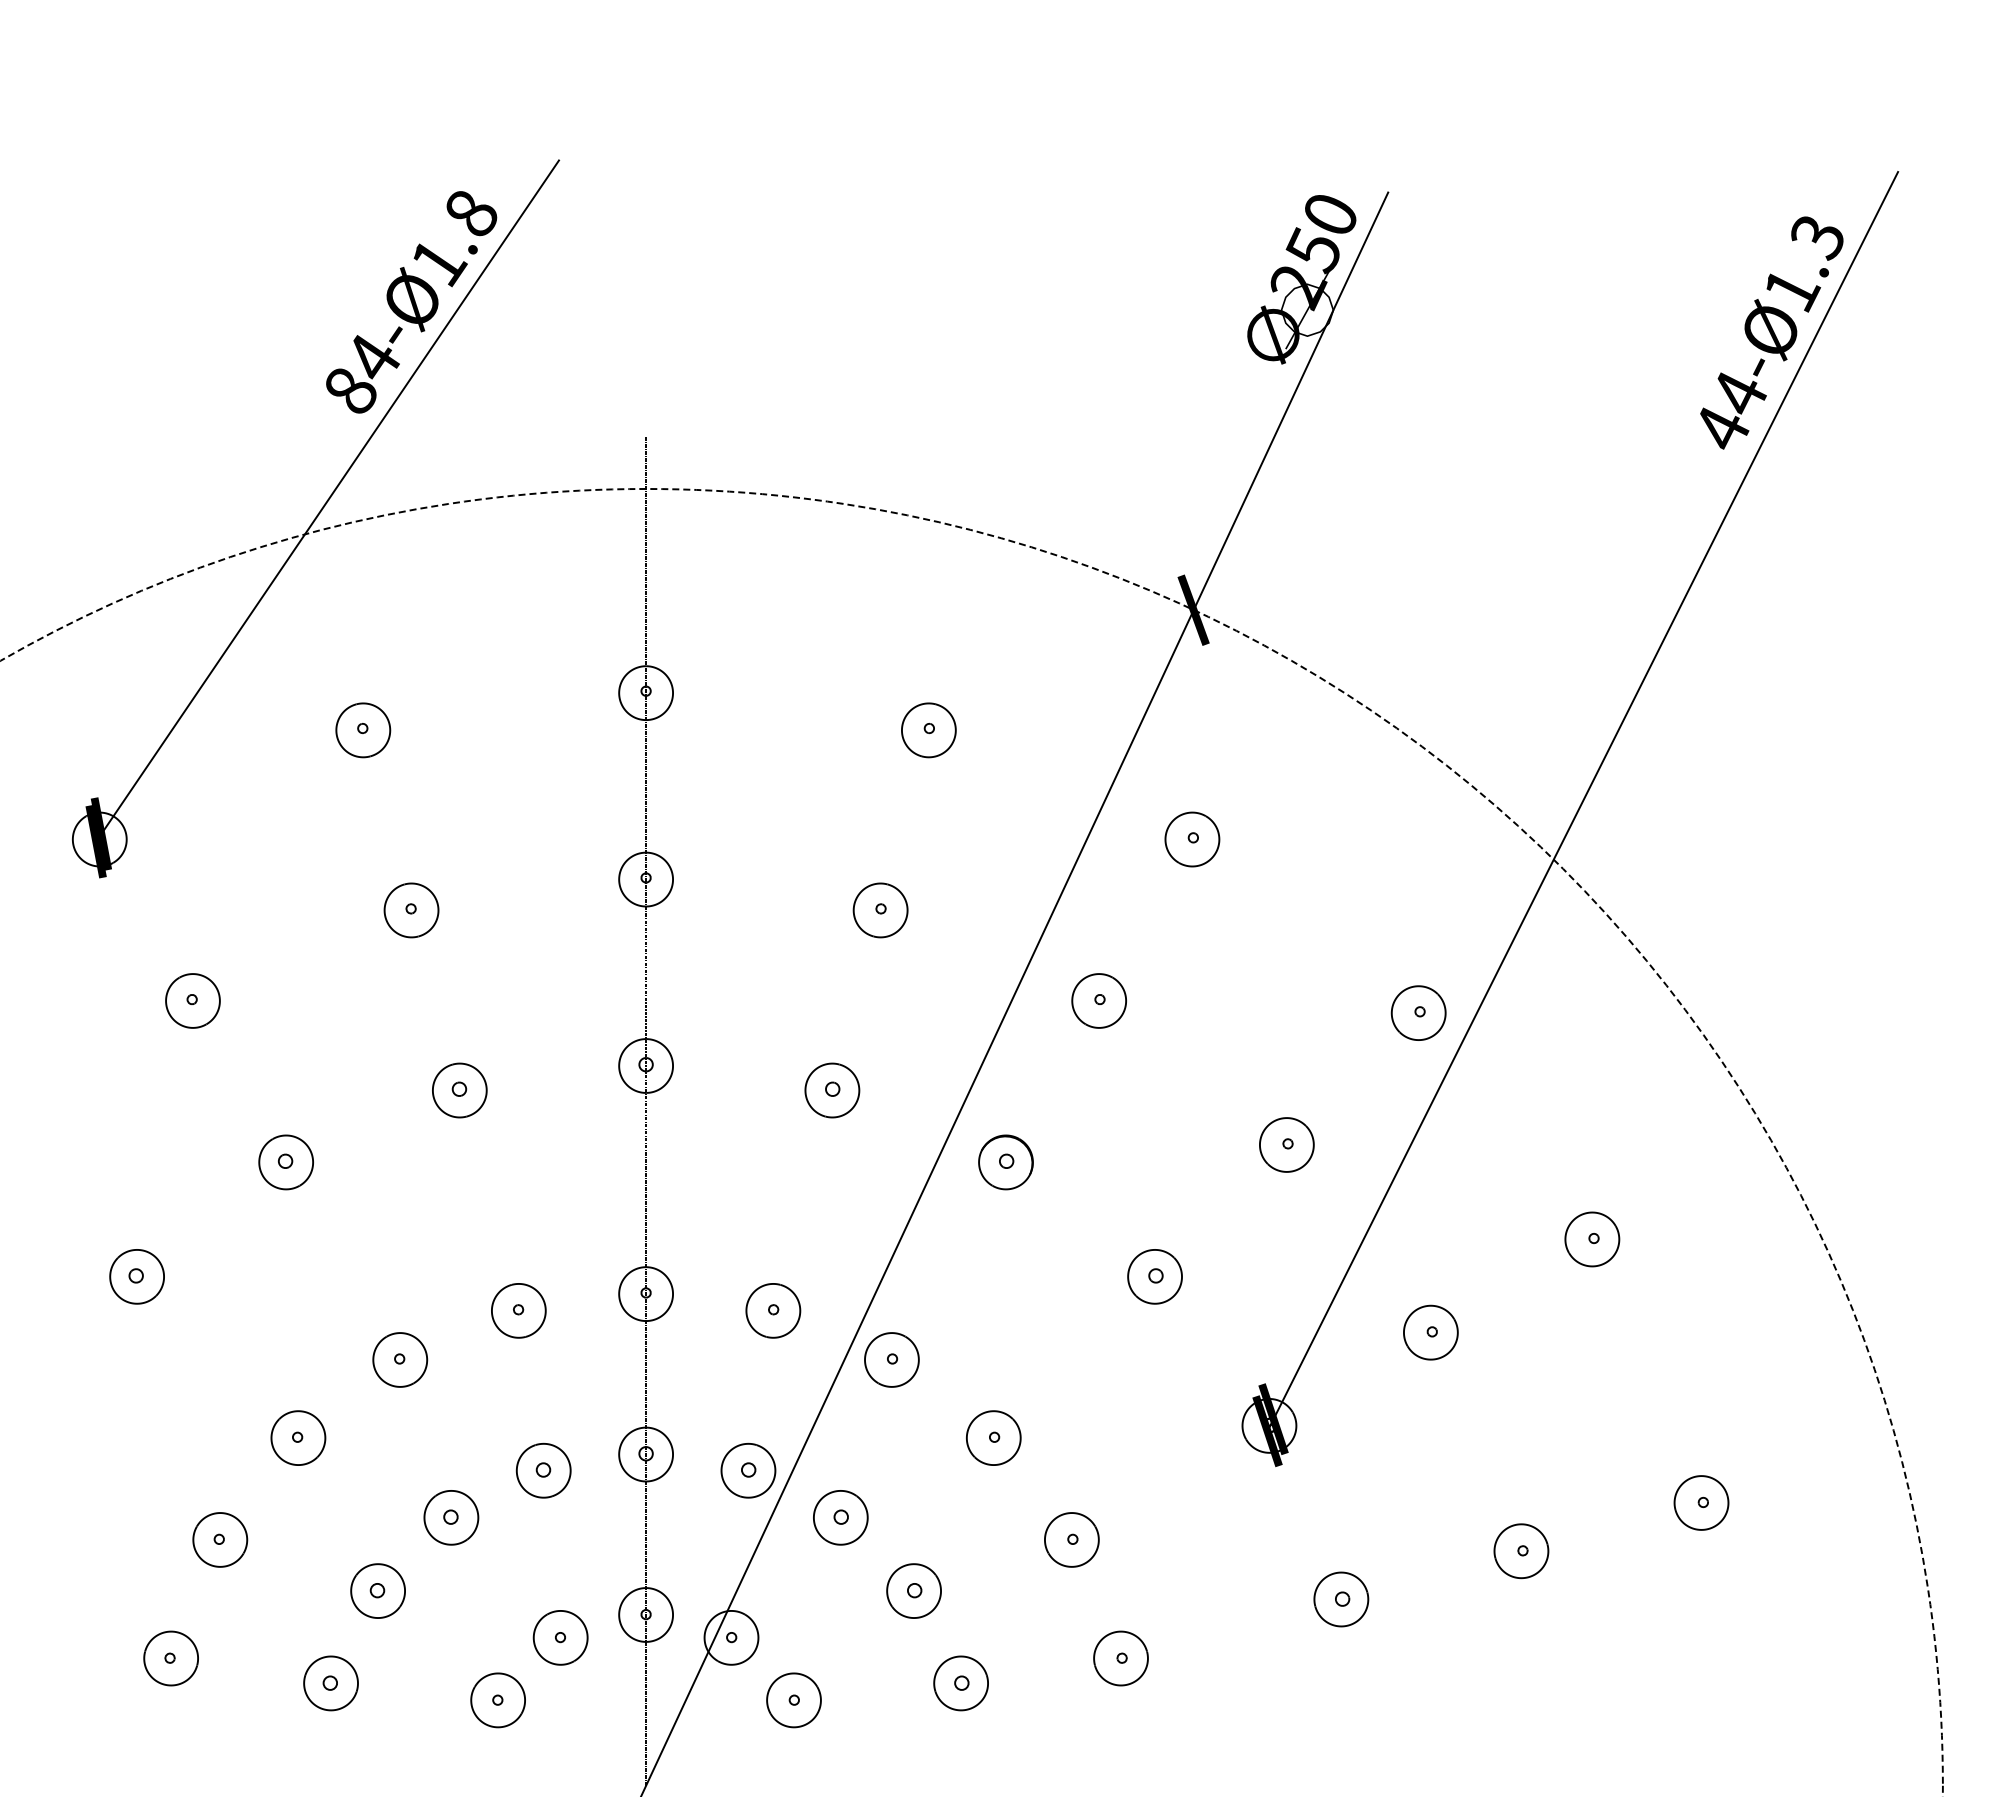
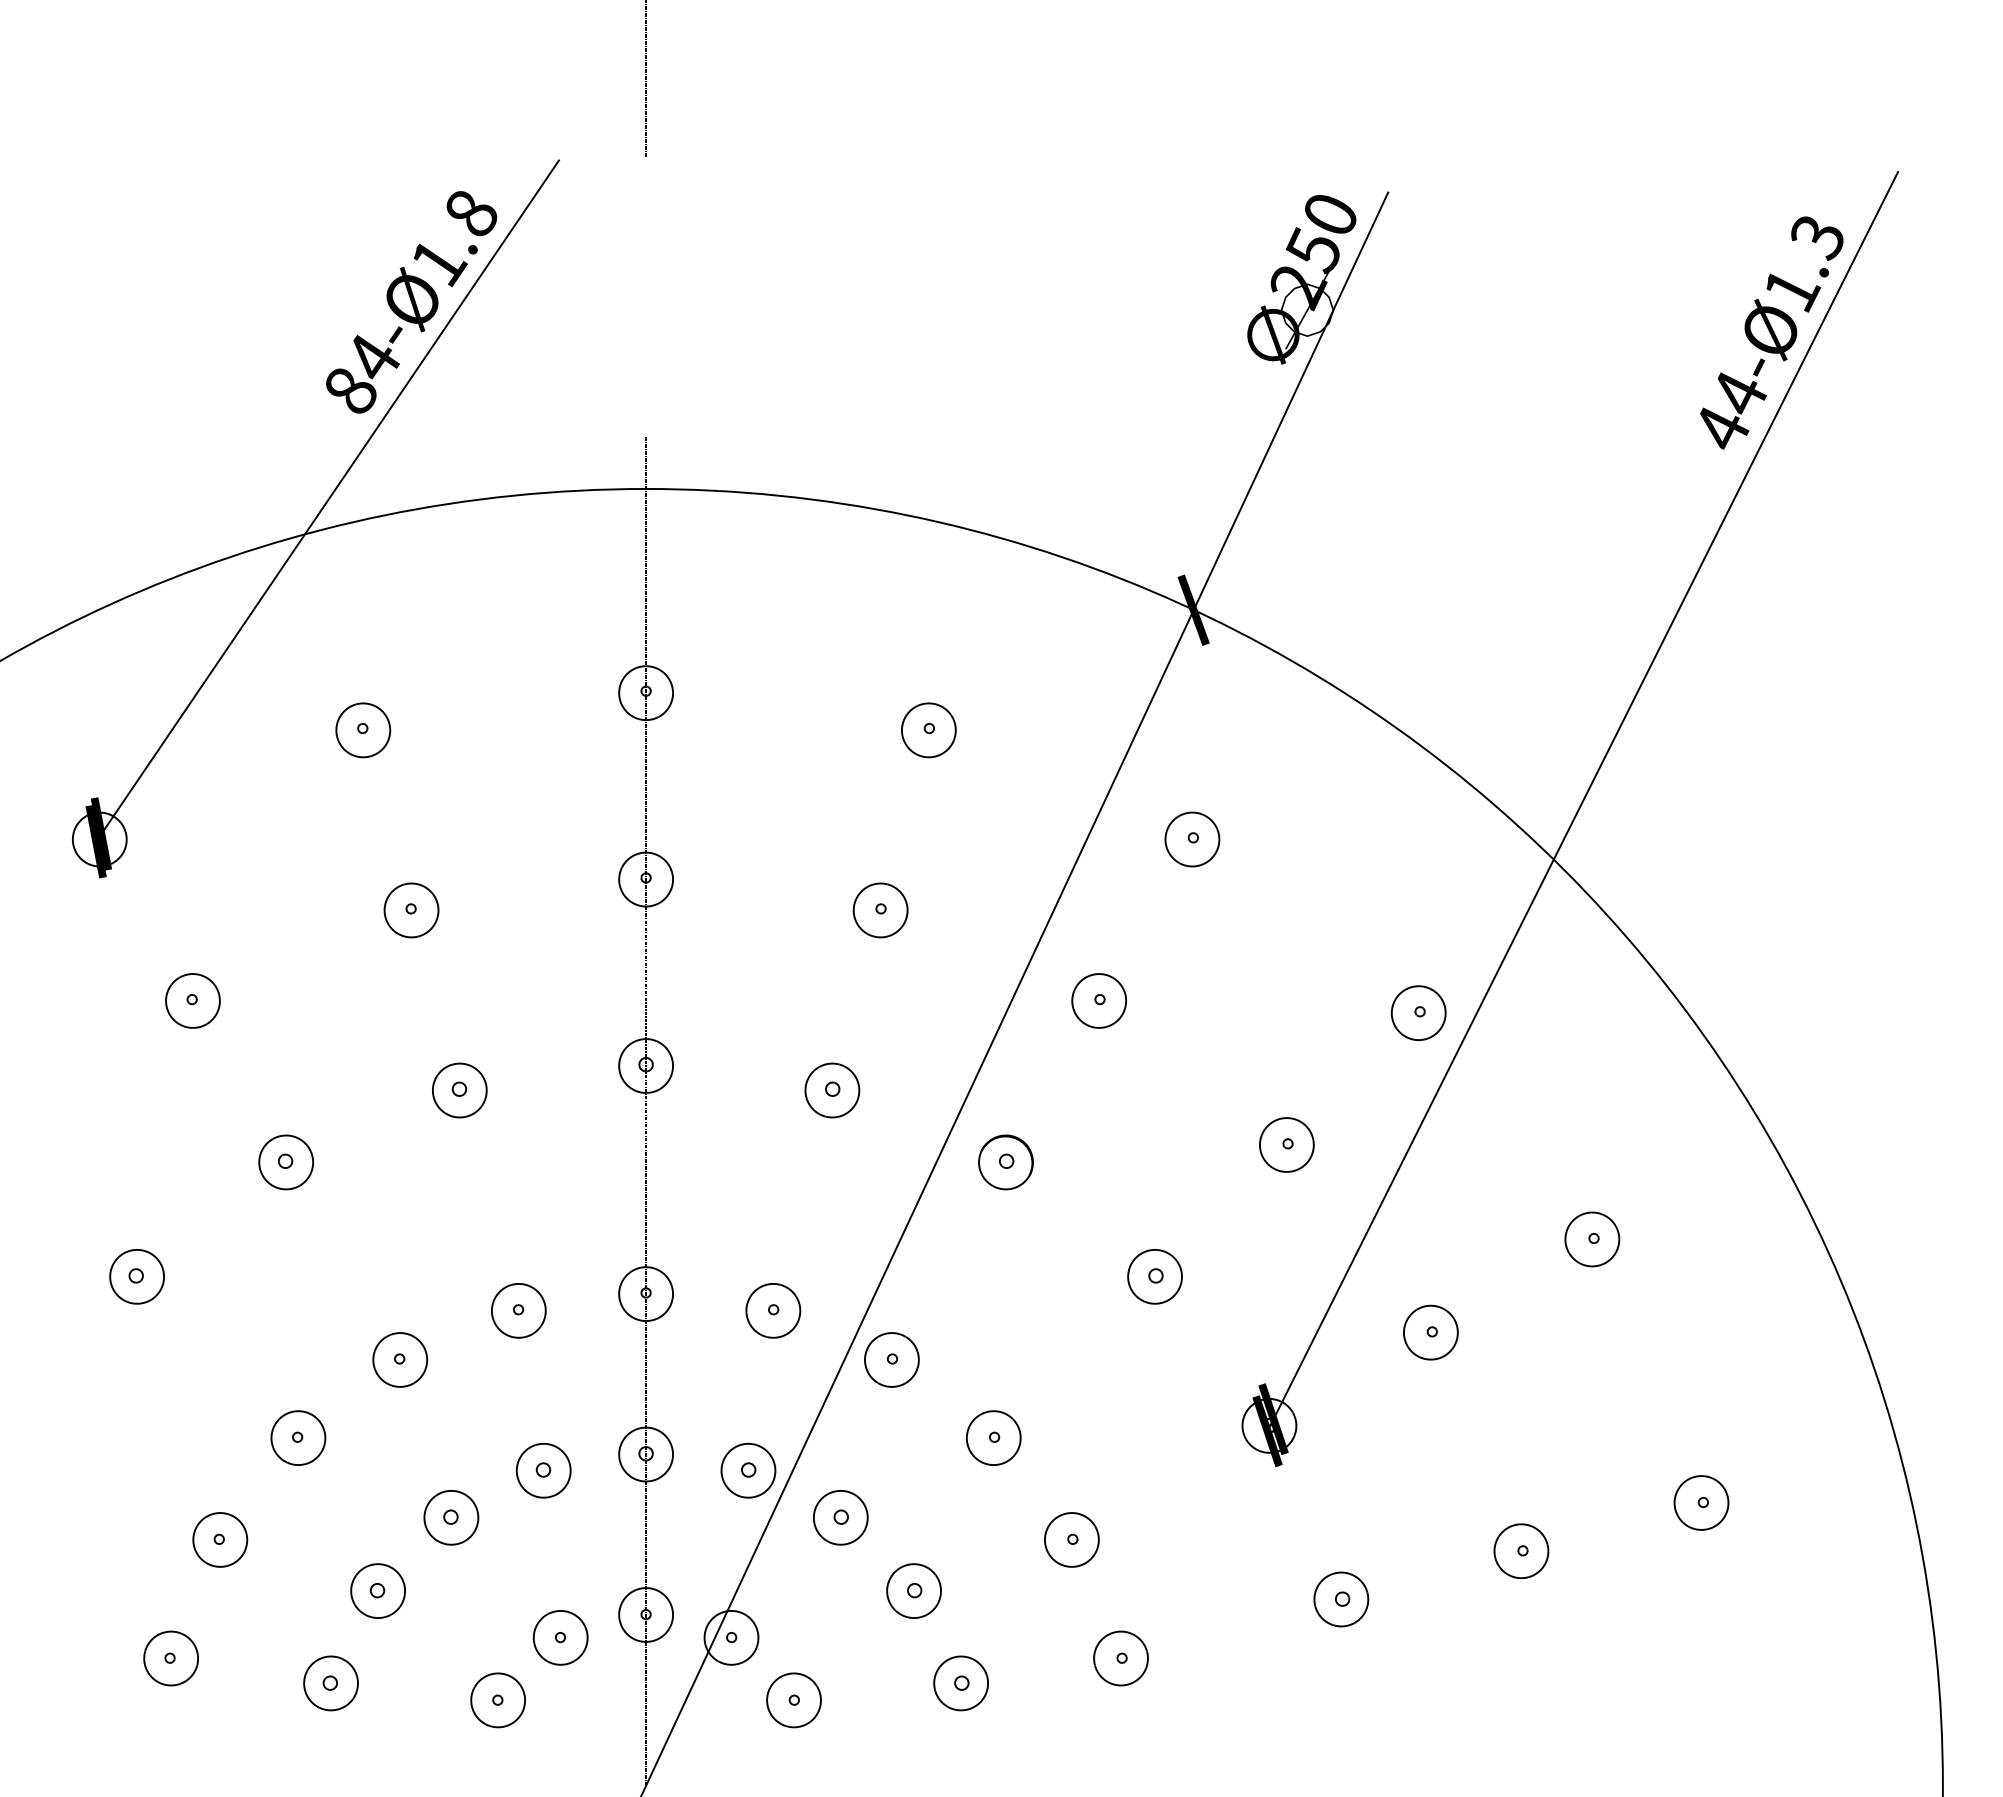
line: none -> present (646, 79)
circle: dashed -> solid (971, 1142)
